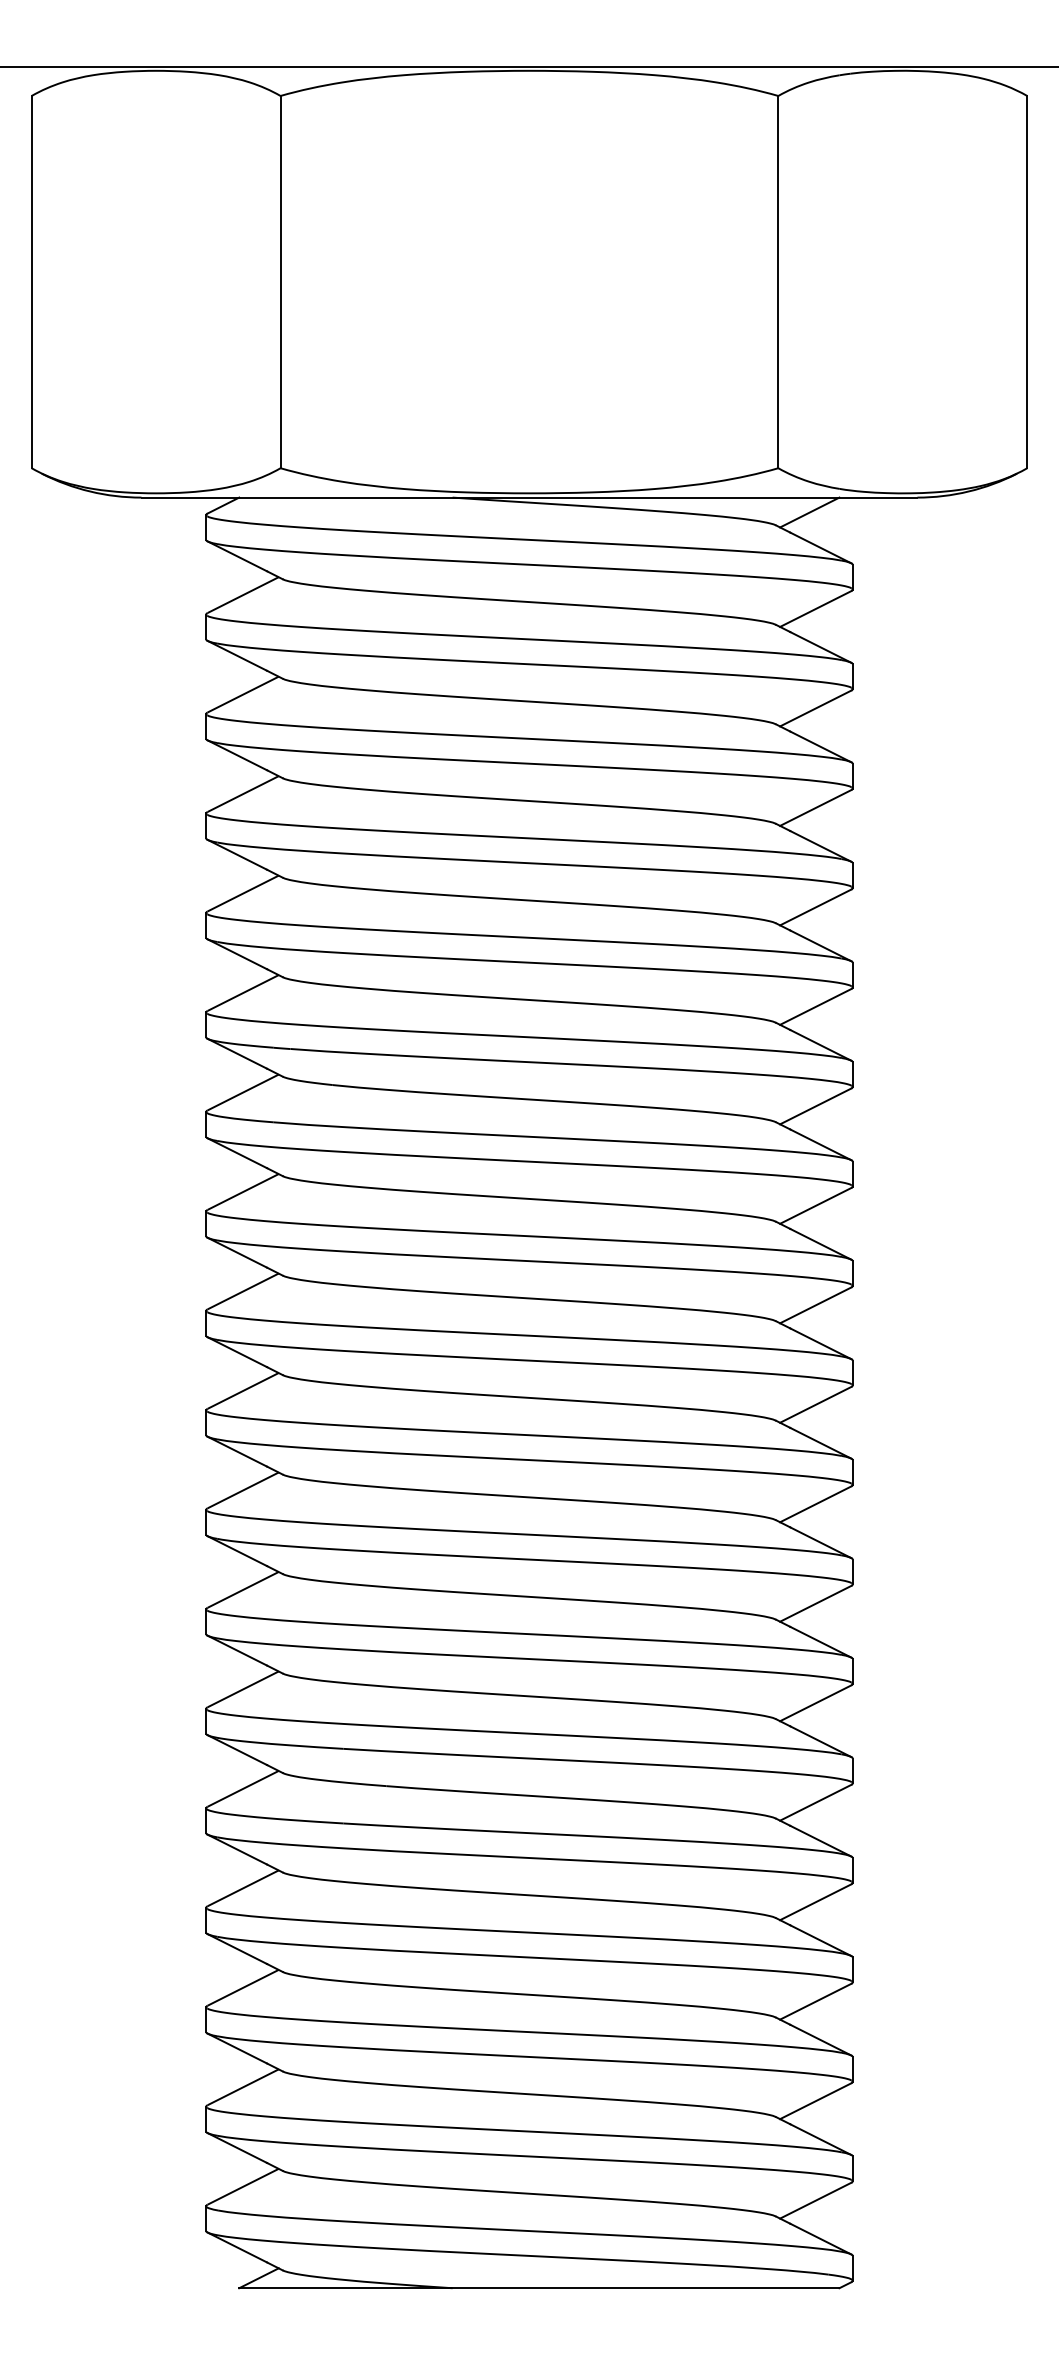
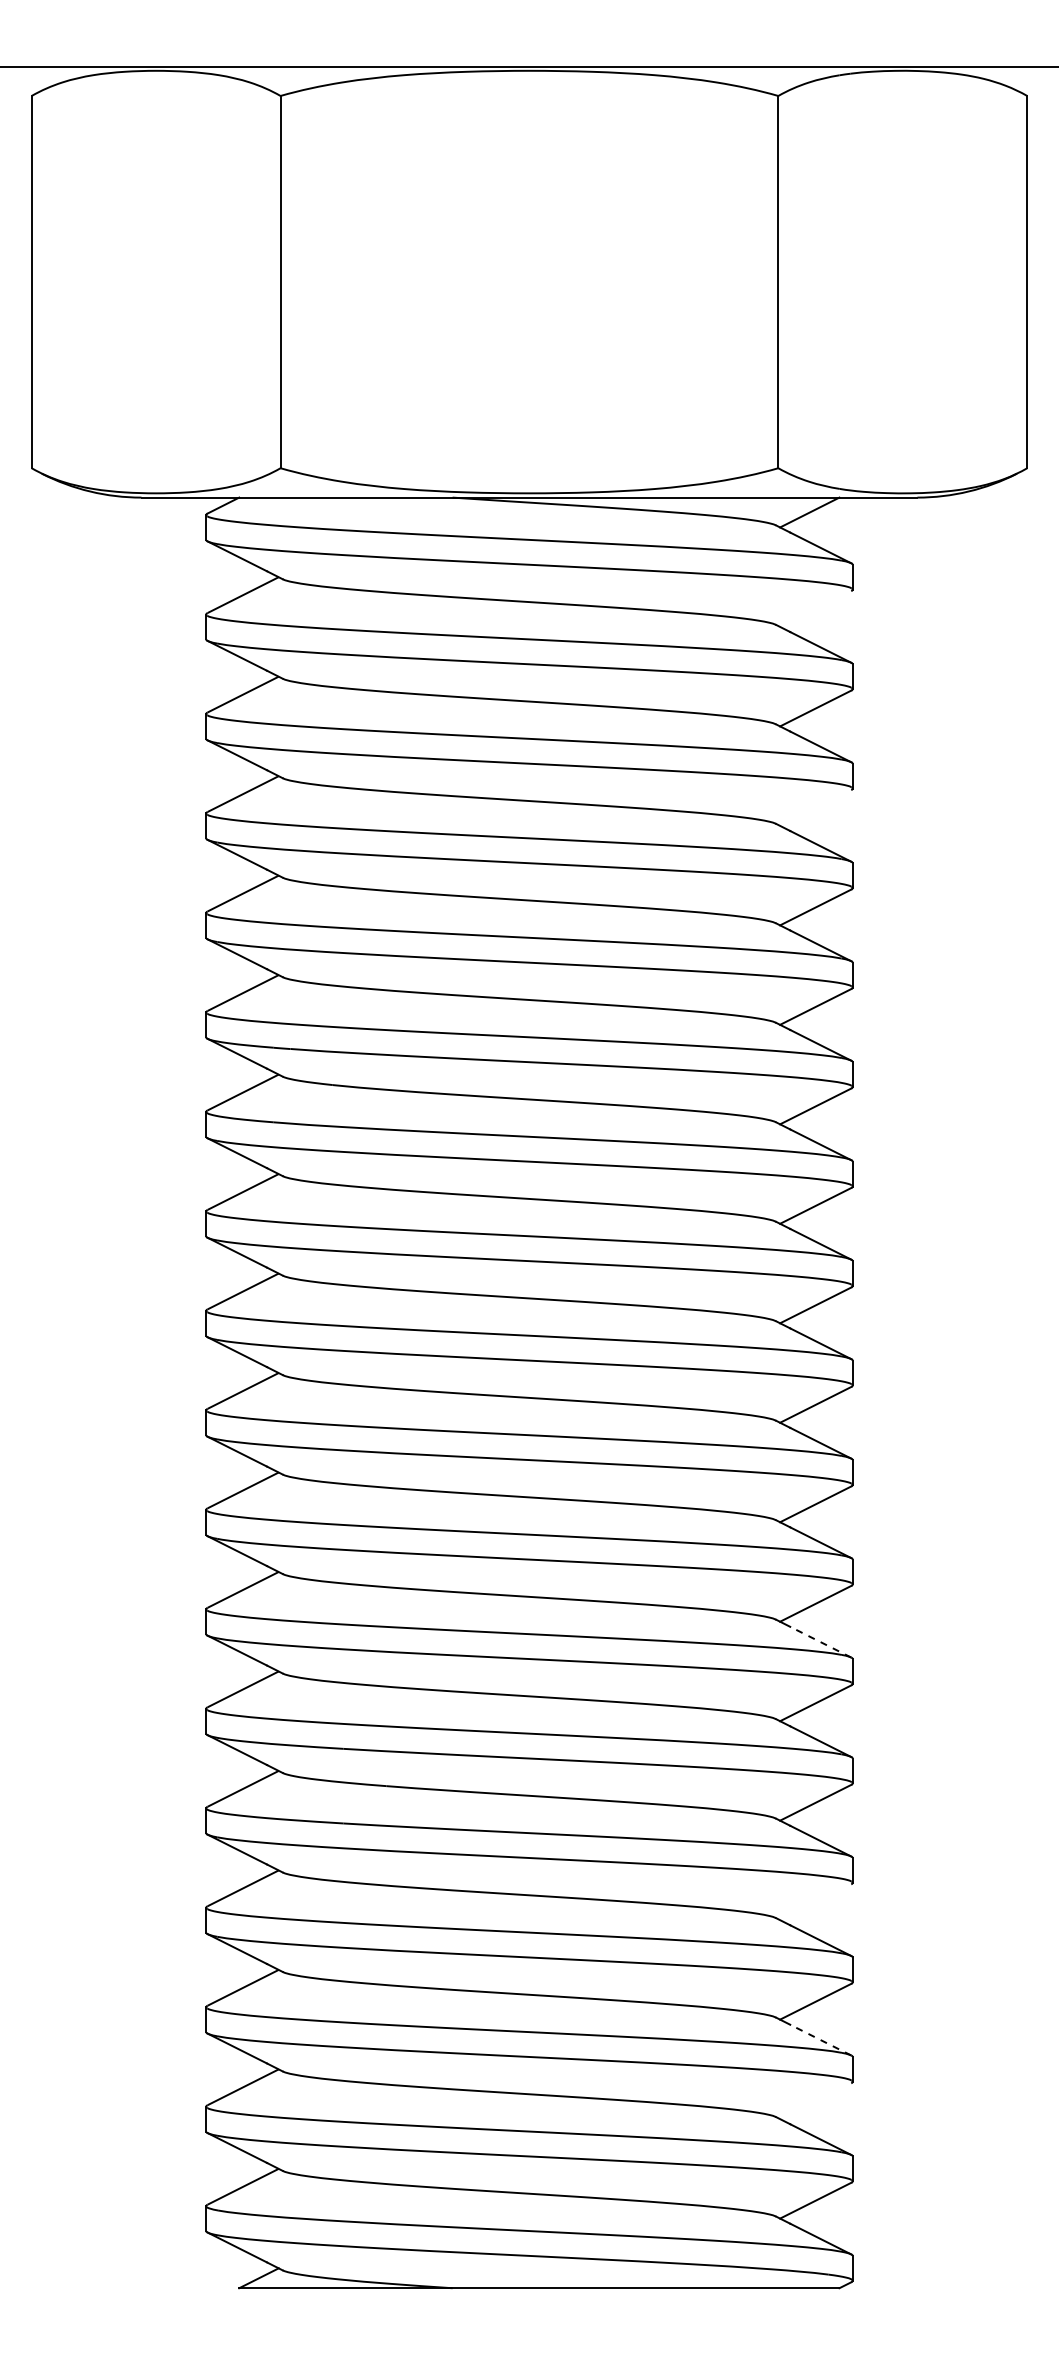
line: present -> none (815, 608)
line: present -> none (815, 807)
line: solid -> dashed (820, 1641)
line: present -> none (815, 1902)
line: solid -> dashed (820, 2039)
line: present -> none (815, 2101)
